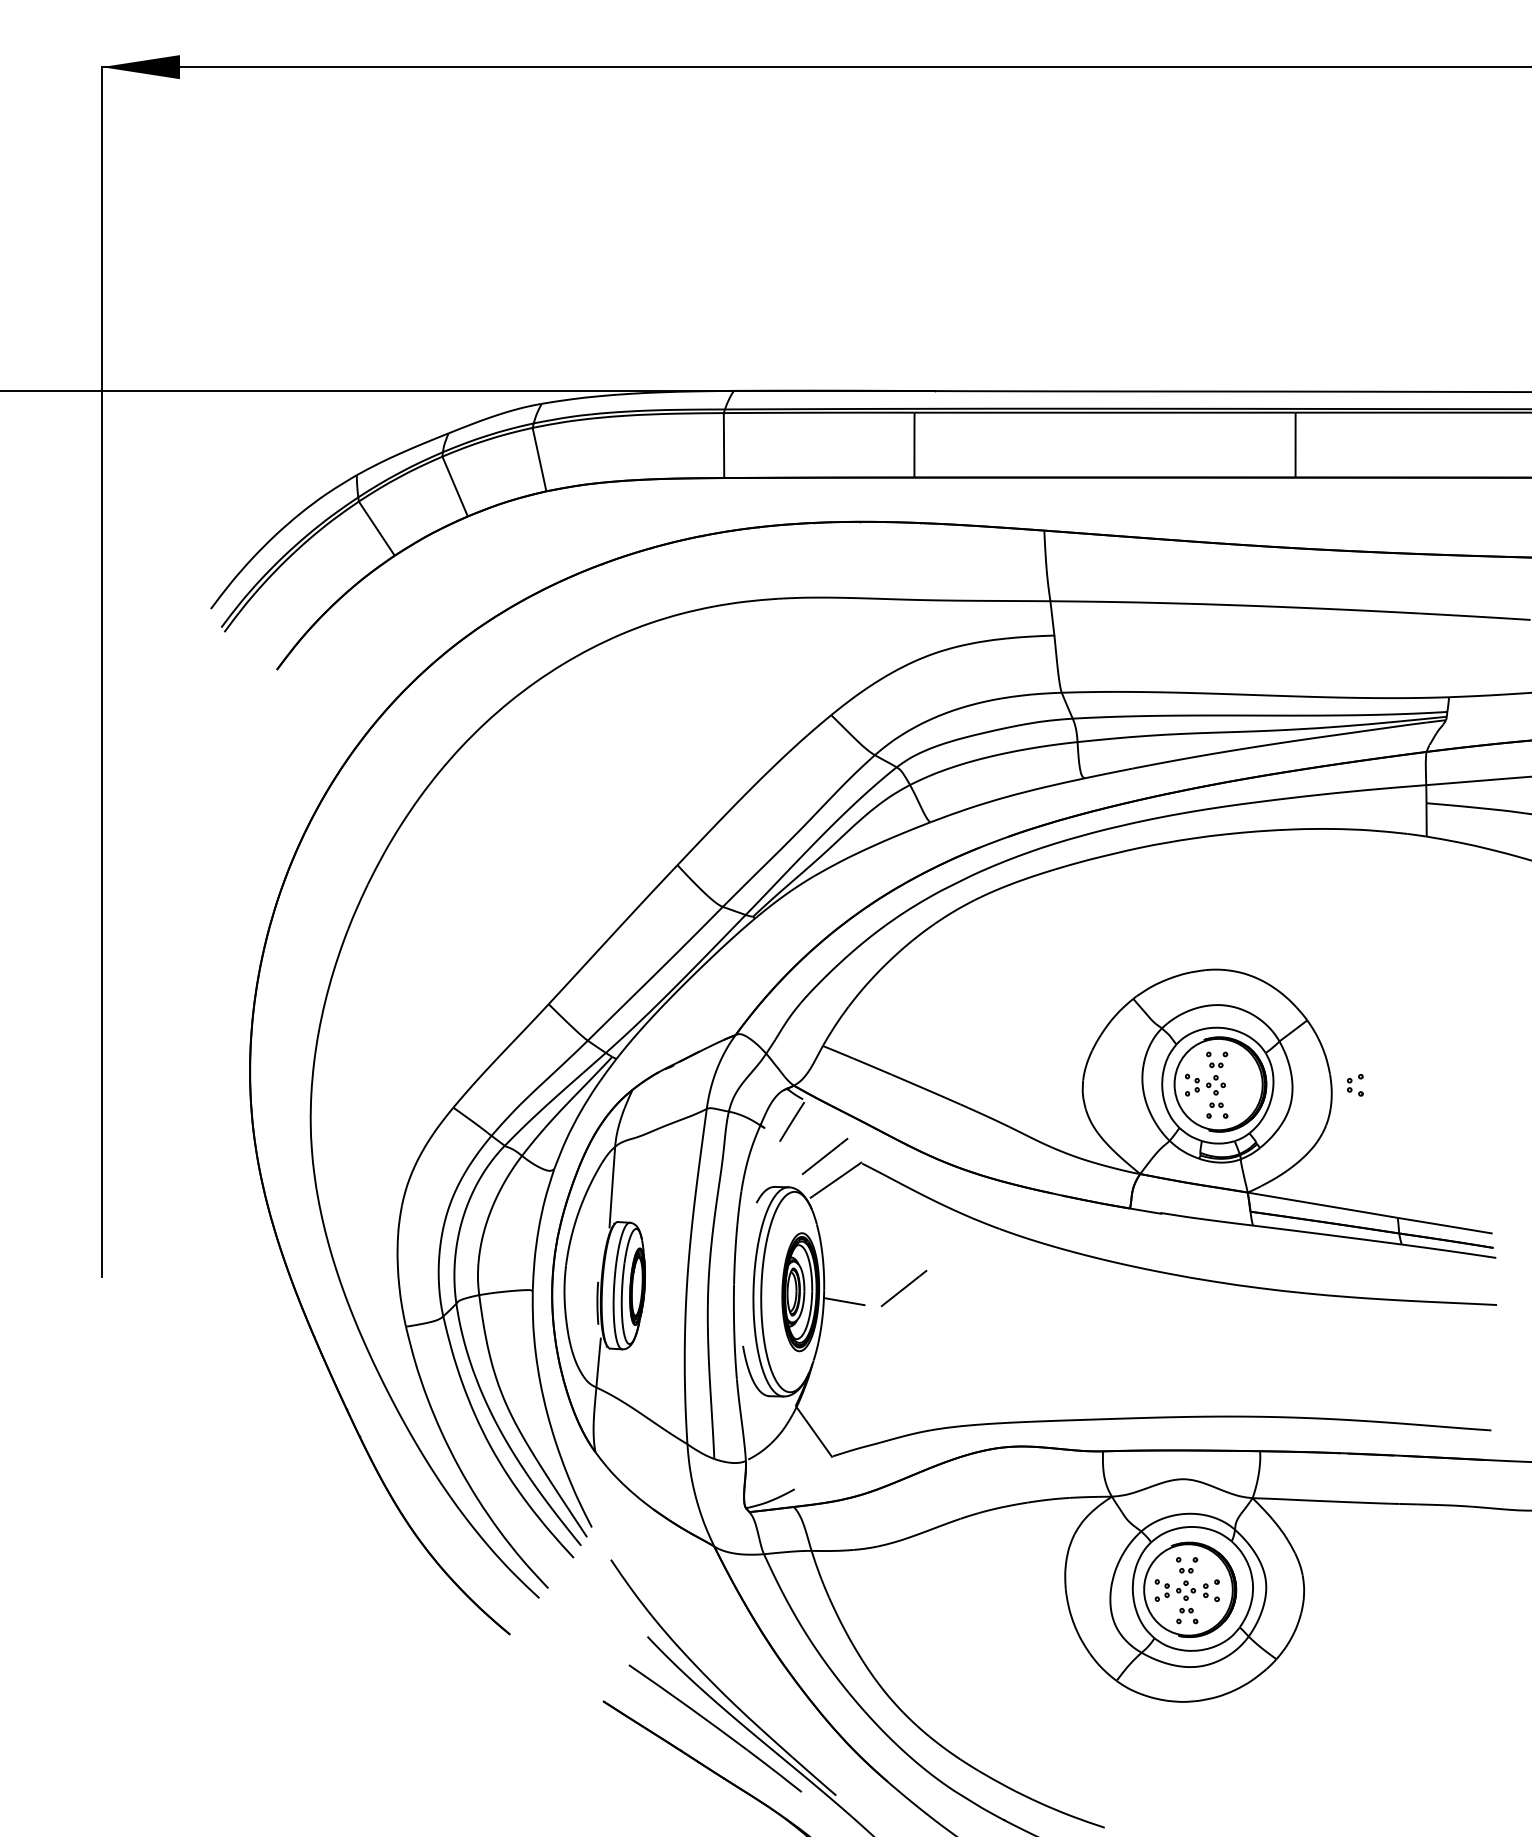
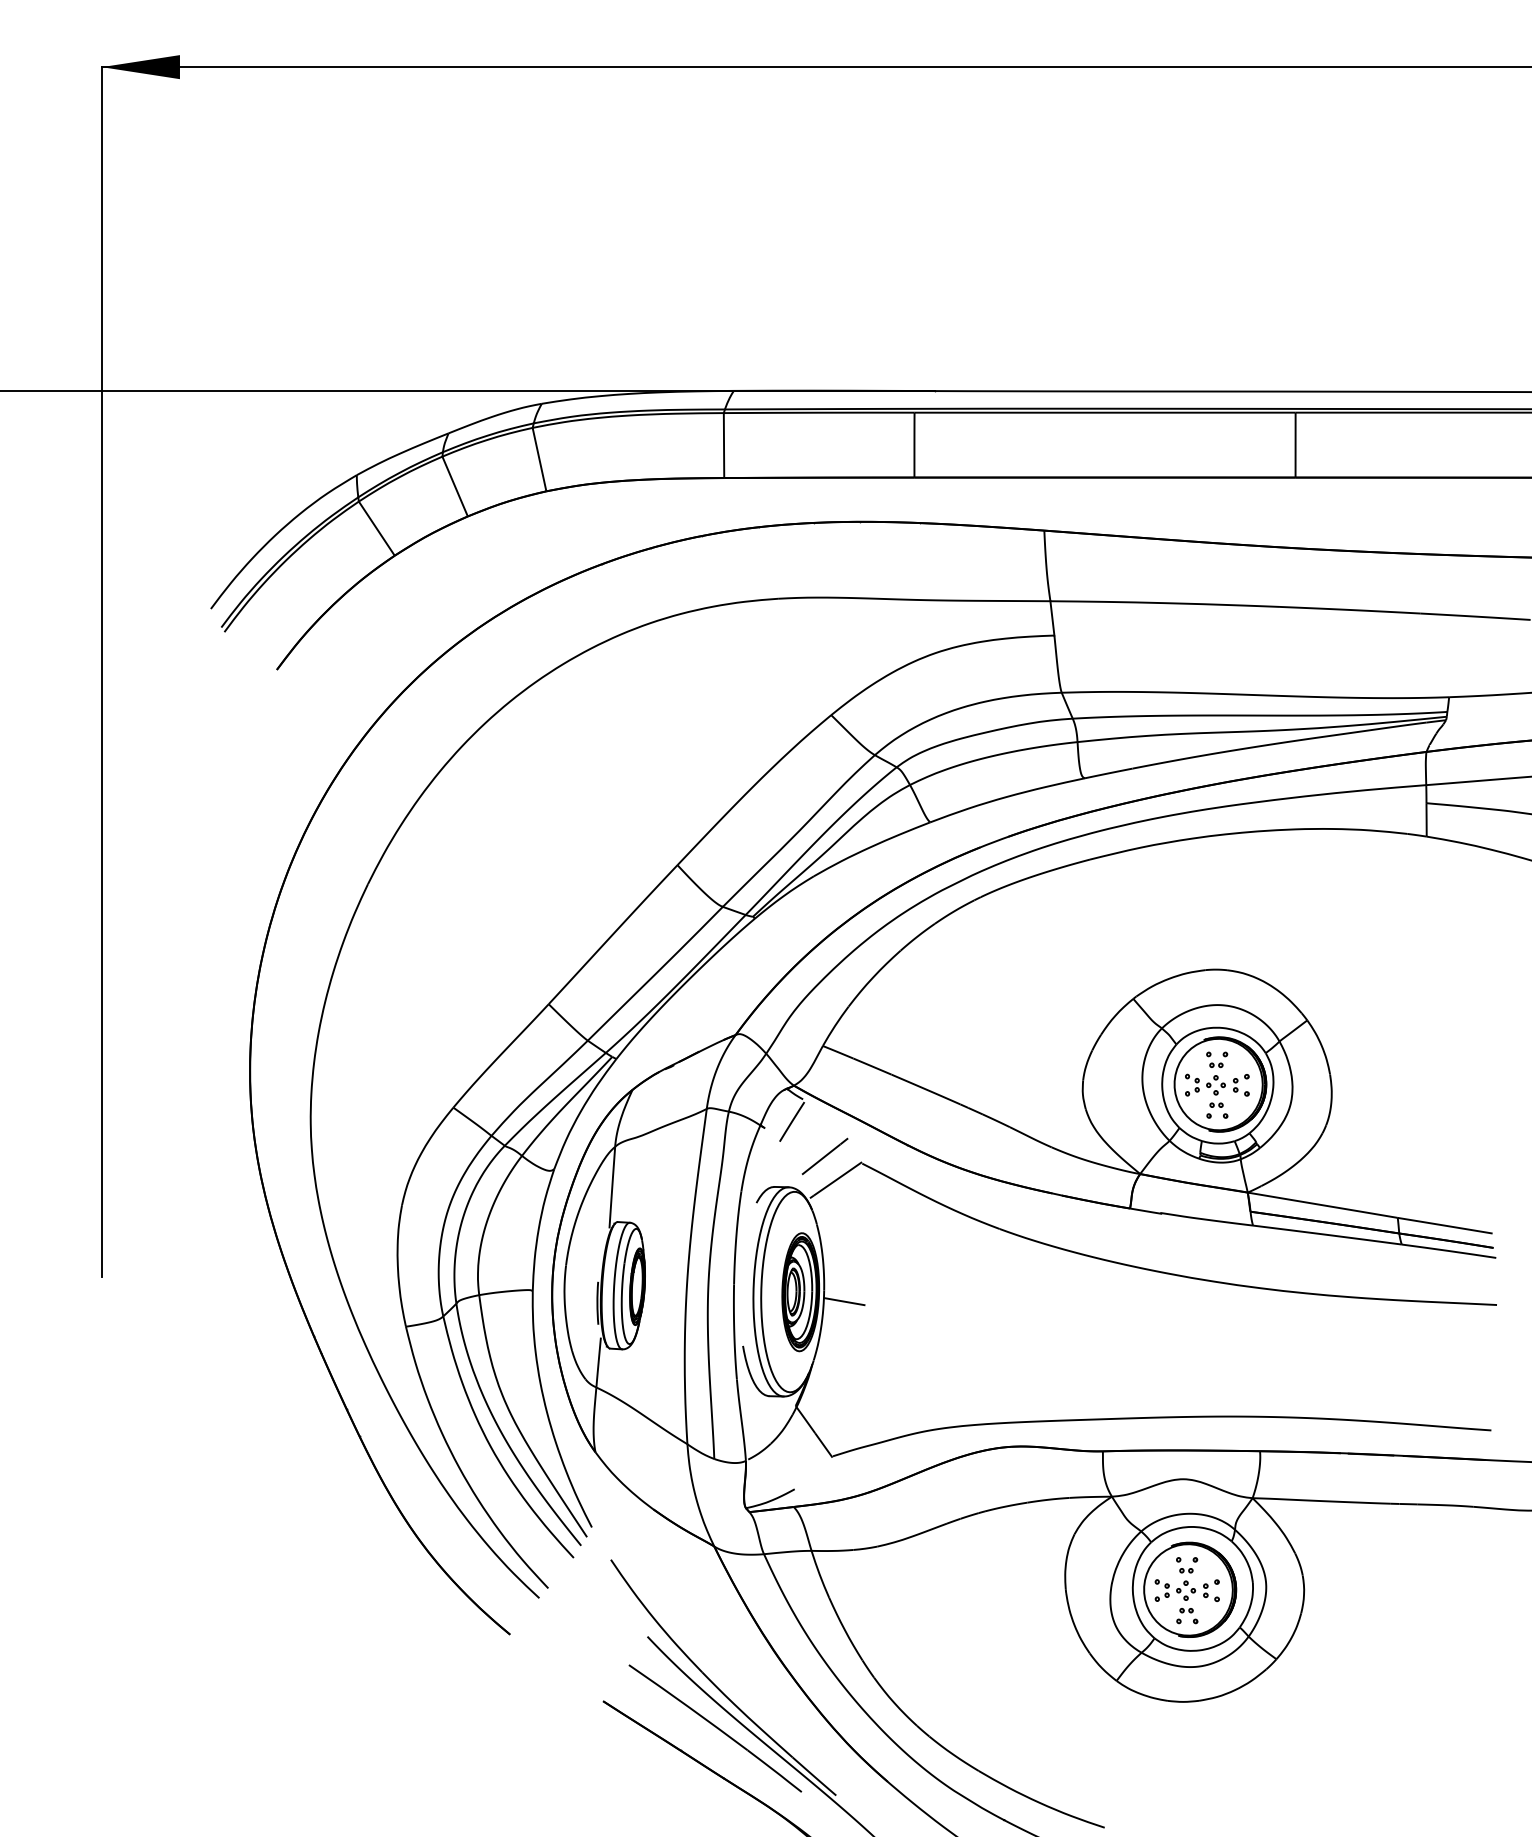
part position: (1355, 1085) -> (1241, 1085) (1241, 1085)
line: present -> none (903, 1288)
